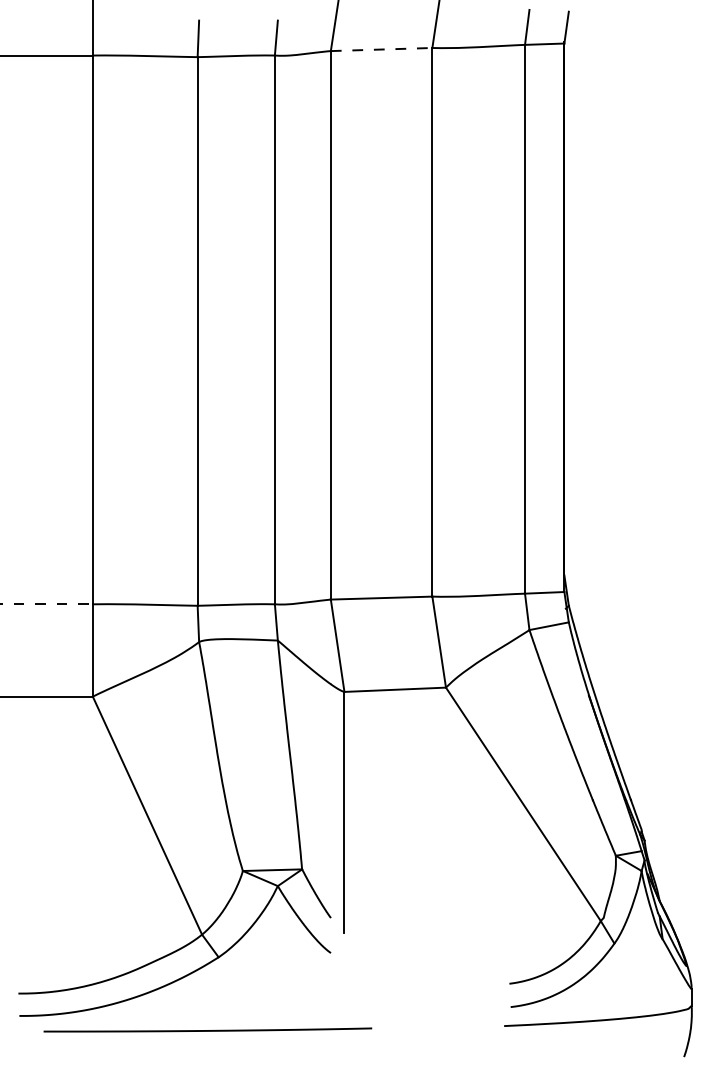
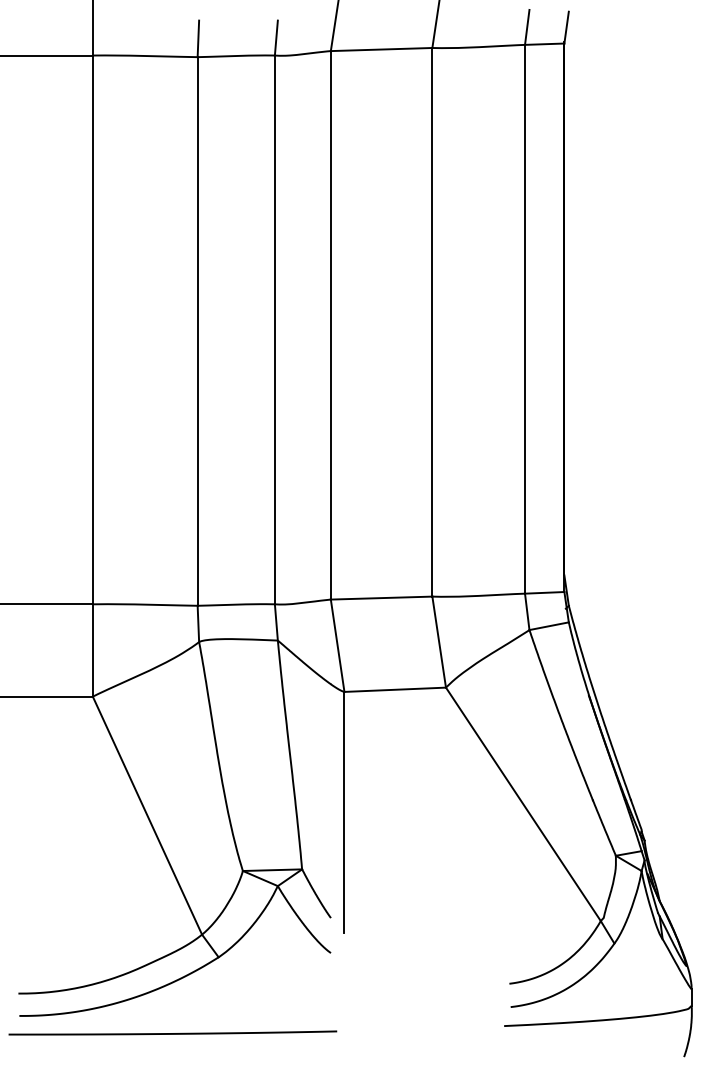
line: dashed -> solid (381, 49)
line: dashed -> solid (46, 604)
line position: (207, 1030) -> (172, 1033) (172, 1033)
